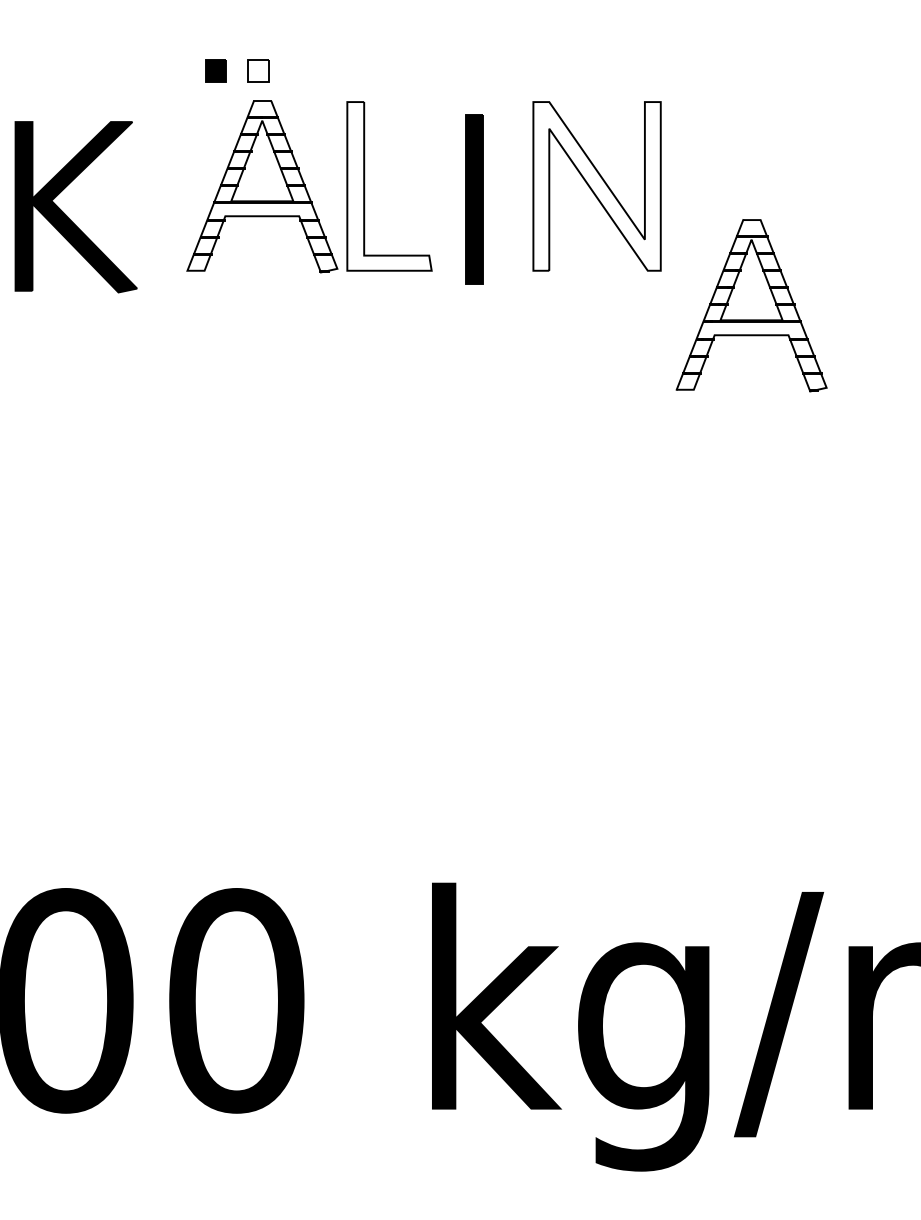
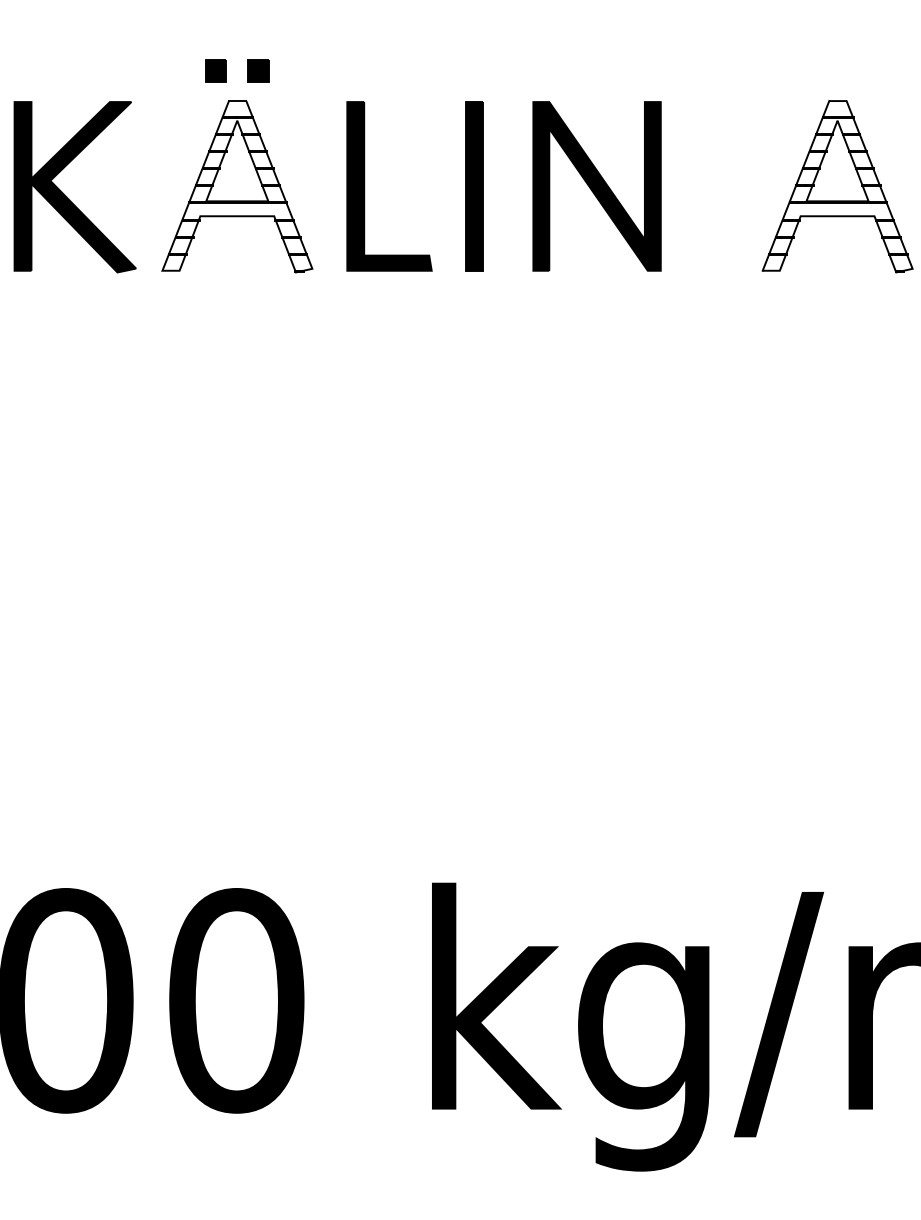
fill: none -> present (258, 71)
part position: (262, 186) -> (237, 186) (237, 186)
fill: none -> present (389, 186)
fill: none -> present (596, 186)
part position: (474, 199) -> (474, 186) (474, 186)
part position: (67, 215) -> (66, 195) (66, 195)
part position: (751, 305) -> (837, 186) (837, 186)
